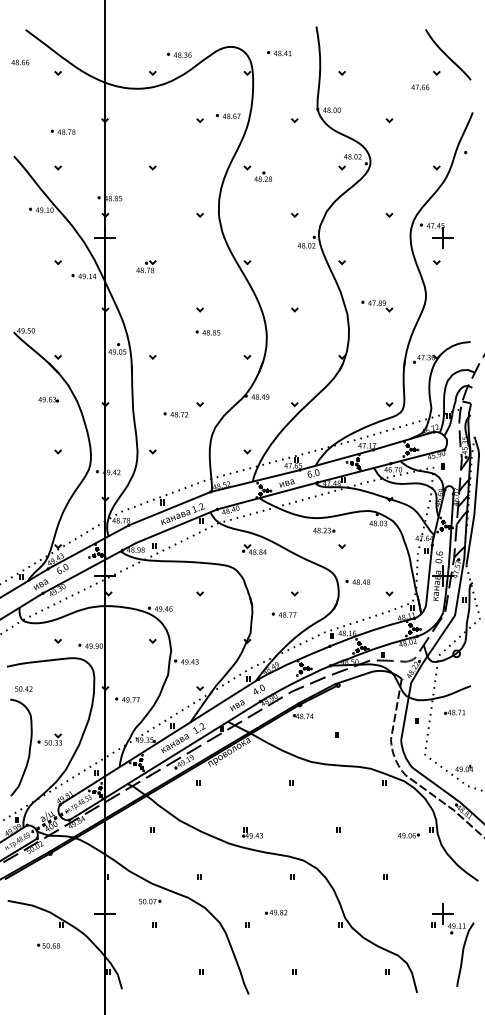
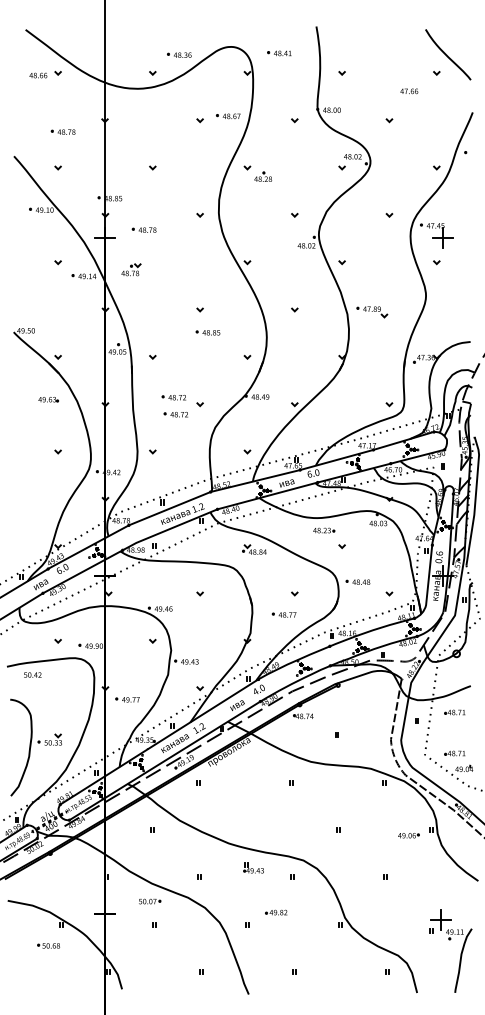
text position: (20, 62) -> (38, 75) (38, 75)
text position: (420, 87) -> (409, 91) (409, 91)
part: none -> present (143, 229)
part position: (146, 266) -> (131, 269) (131, 269)
part position: (377, 306) -> (372, 312) (372, 312)
part: none -> present (173, 397)
text position: (23, 688) -> (32, 674) (32, 674)
part: none -> present (454, 753)
part position: (252, 832) -> (253, 867) (253, 867)
part position: (452, 934) -> (450, 940) (450, 940)
